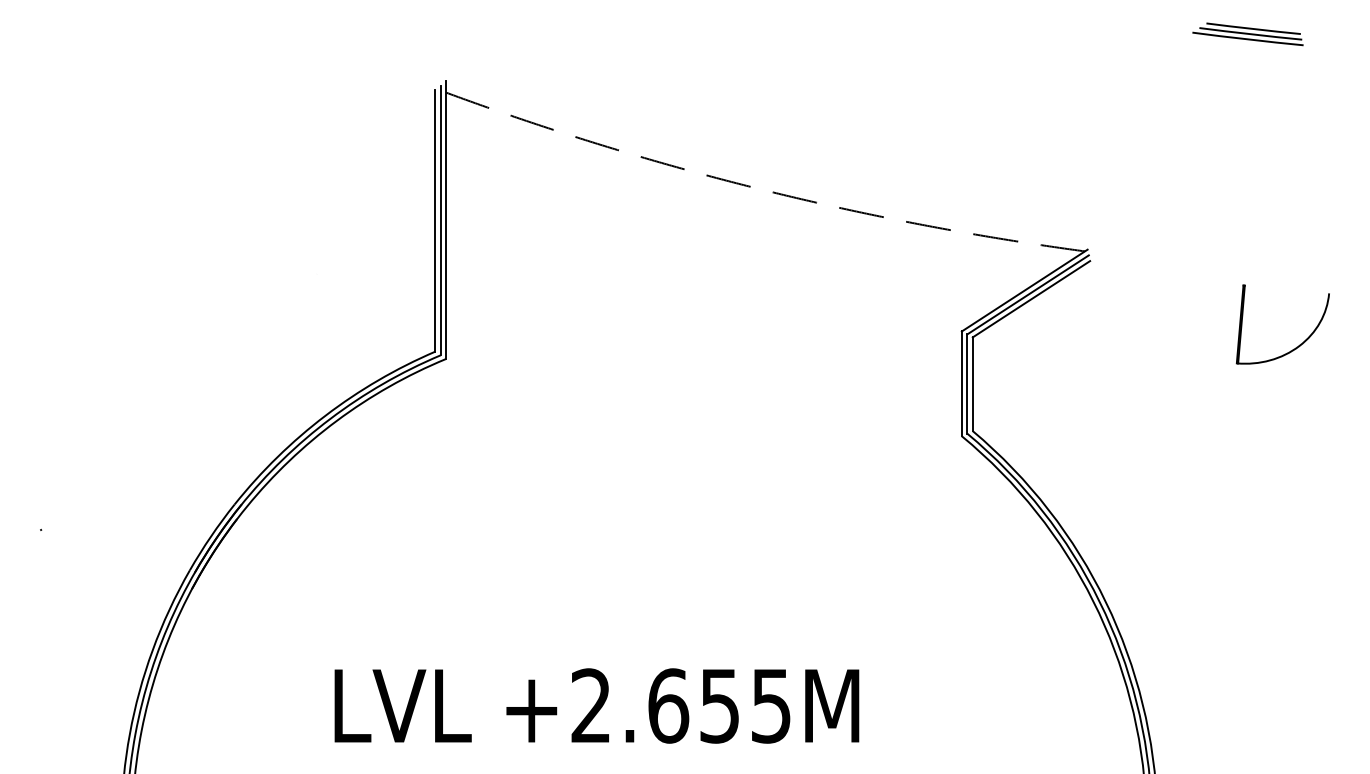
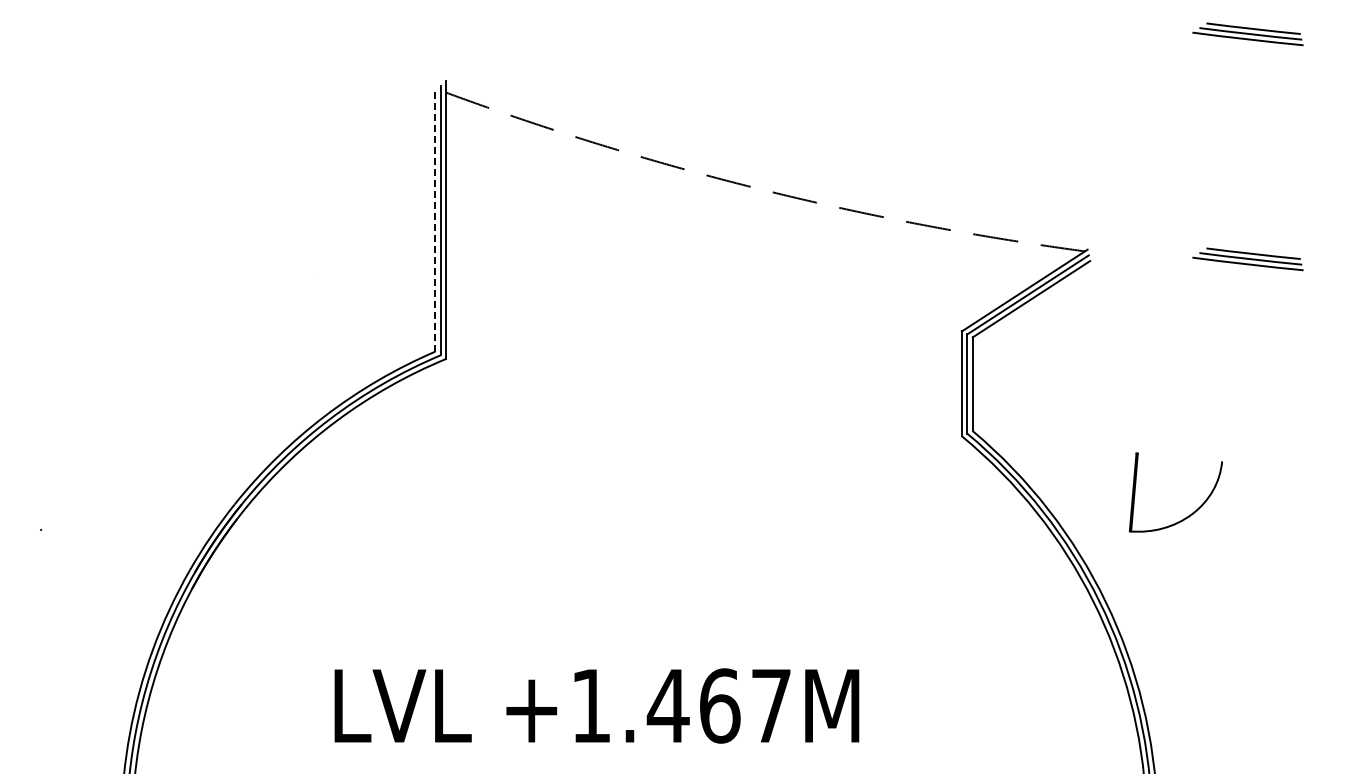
line: solid -> dashed (435, 221)
part: none -> present (1247, 259)
part position: (1299, 344) -> (1192, 512) (1192, 512)
text: +2.655M -> +1.467M (680, 705)
